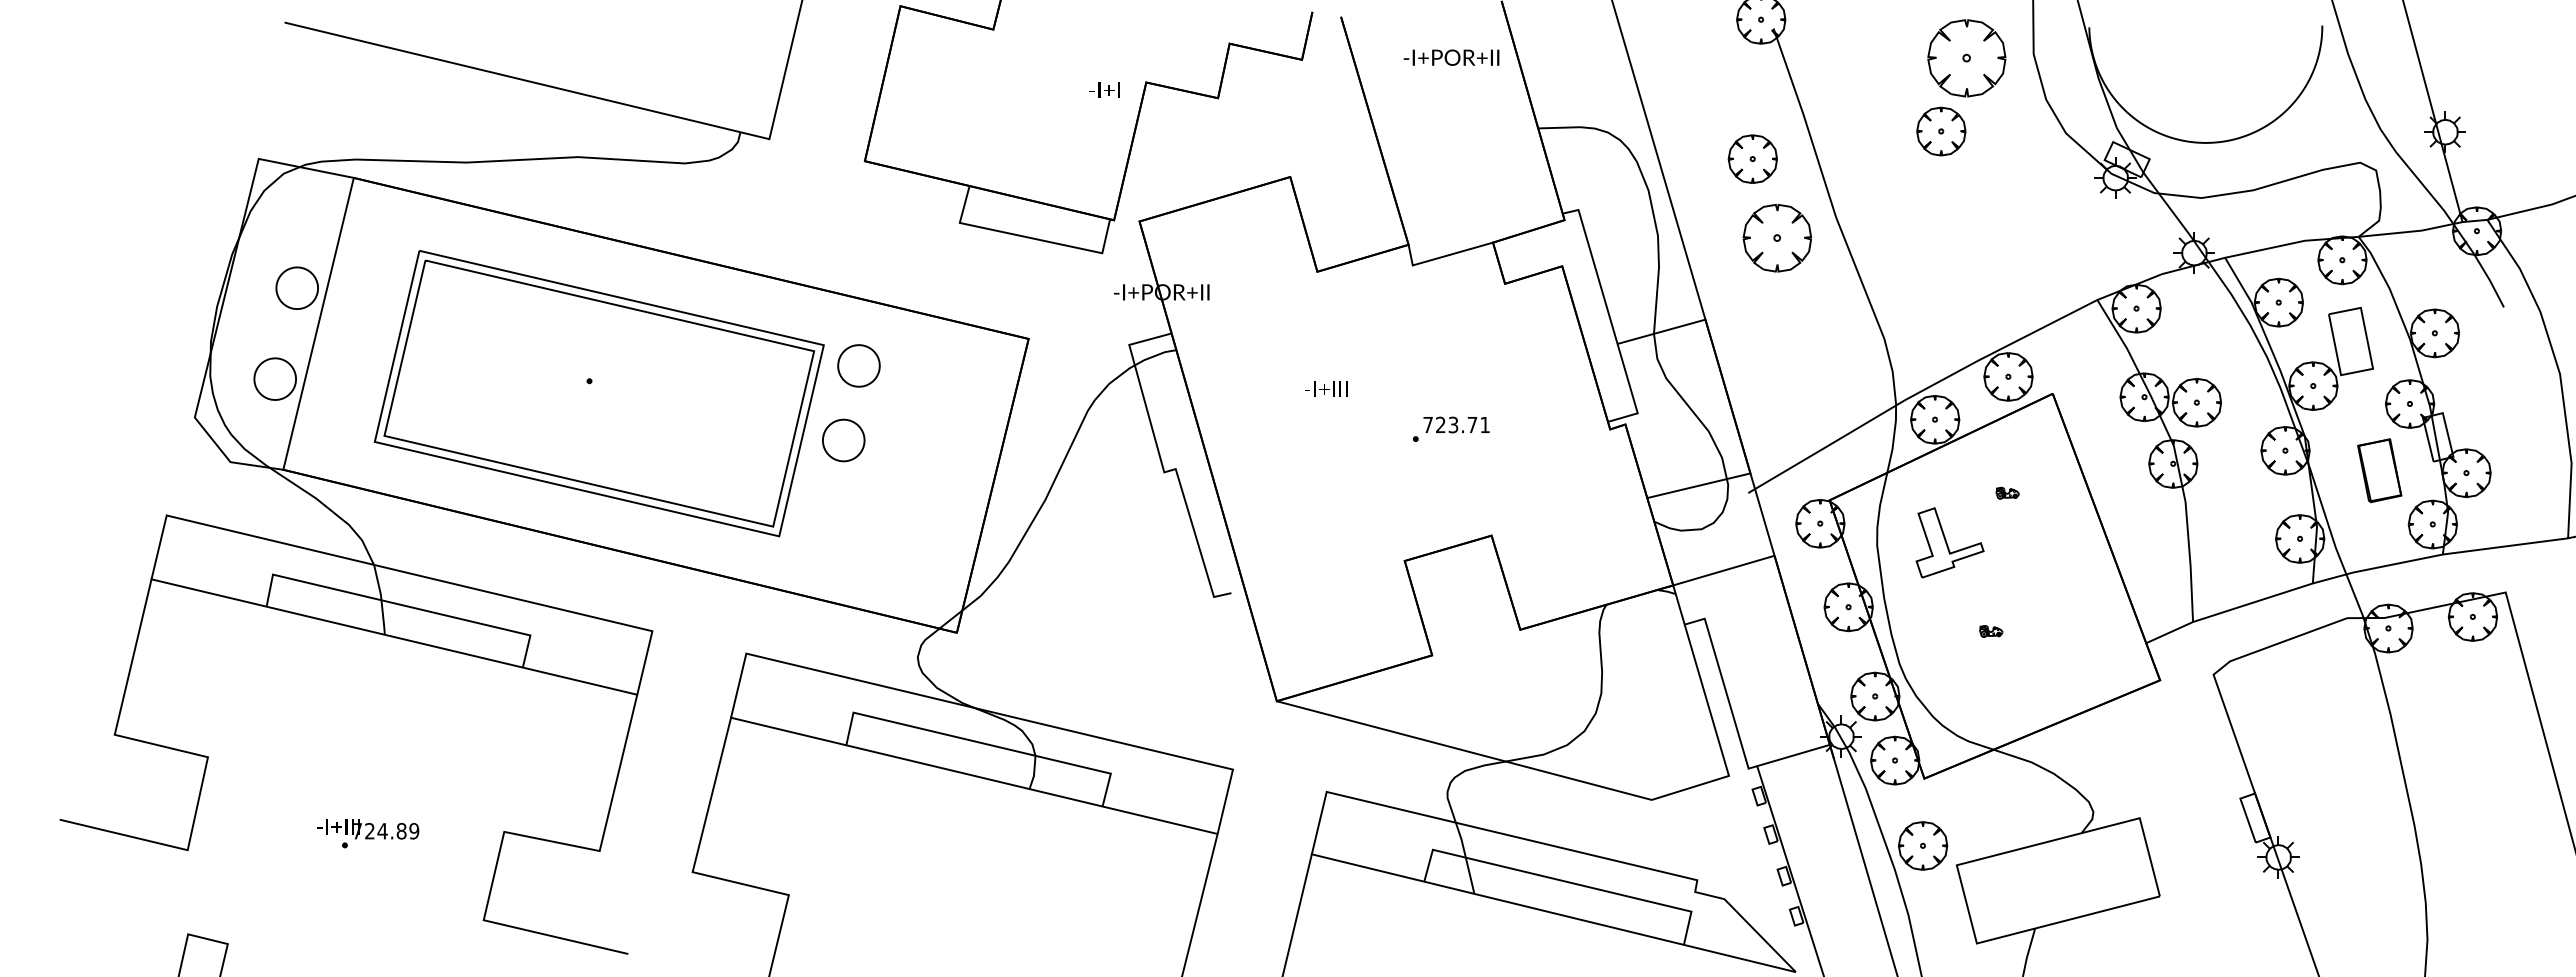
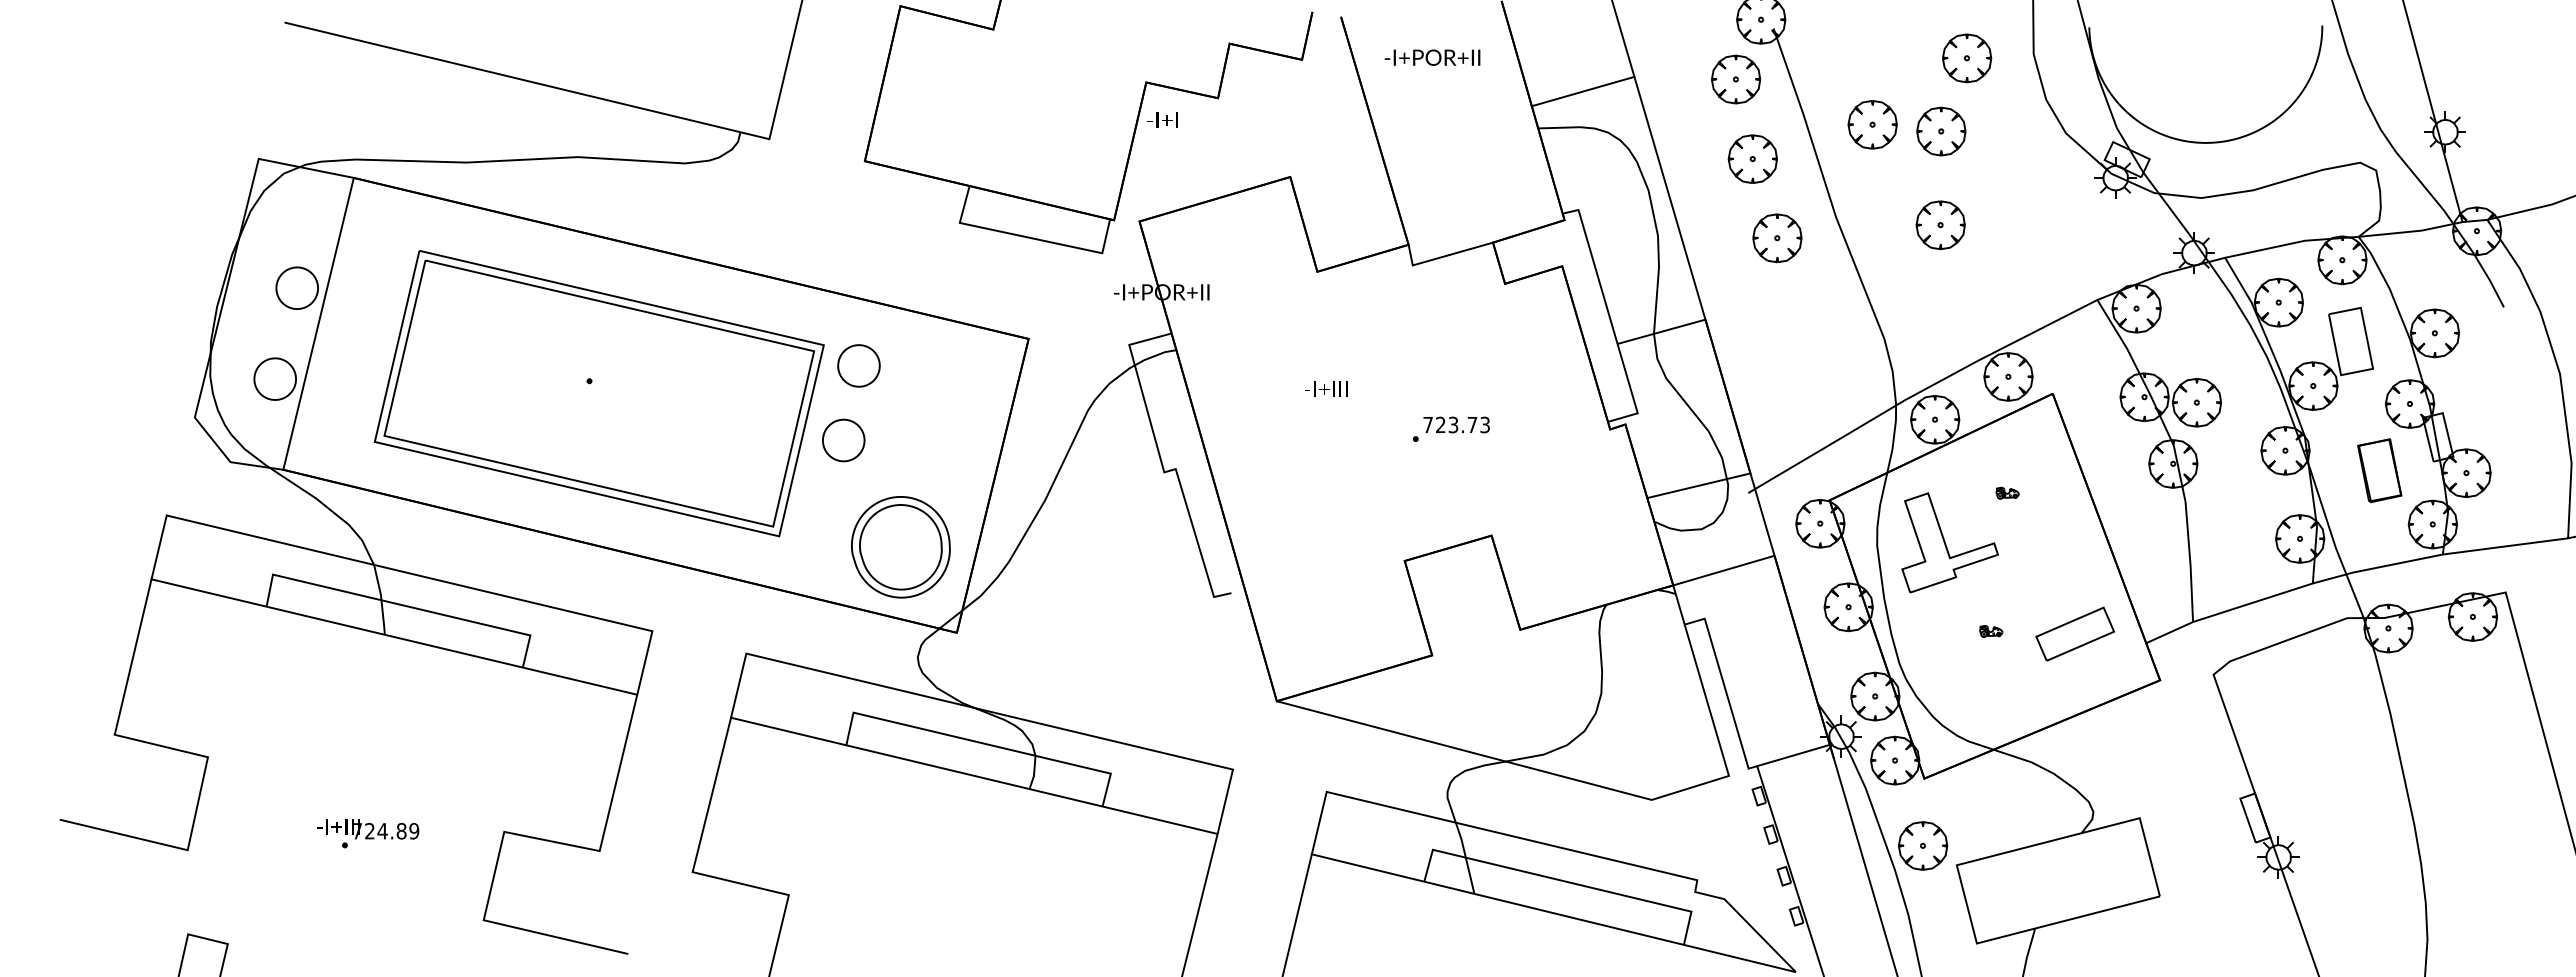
text position: (1451, 57) -> (1432, 57) (1432, 57)
part size: 80x79 px -> 51x51 px (1967, 58)
part: none -> present (1736, 79)
text position: (1104, 89) -> (1162, 119) (1162, 119)
line: none -> present (1582, 91)
part: none -> present (1872, 124)
part: none -> present (1940, 225)
part size: 71x70 px -> 51x51 px (1777, 238)
text: 723.71 -> 723.73 (1484, 424)
part size: 70x72 px -> 98x102 px (1949, 542)
part: none -> present (900, 547)
part: none -> present (2074, 633)
